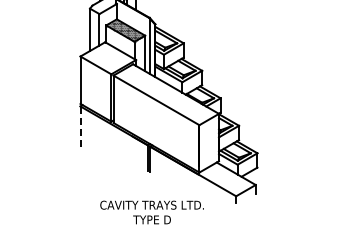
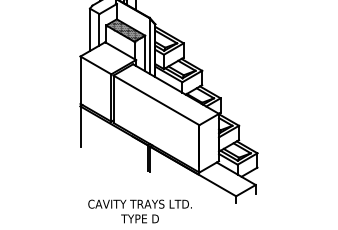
line: dashed -> solid (80, 126)
text position: (151, 212) -> (139, 211) (139, 211)
